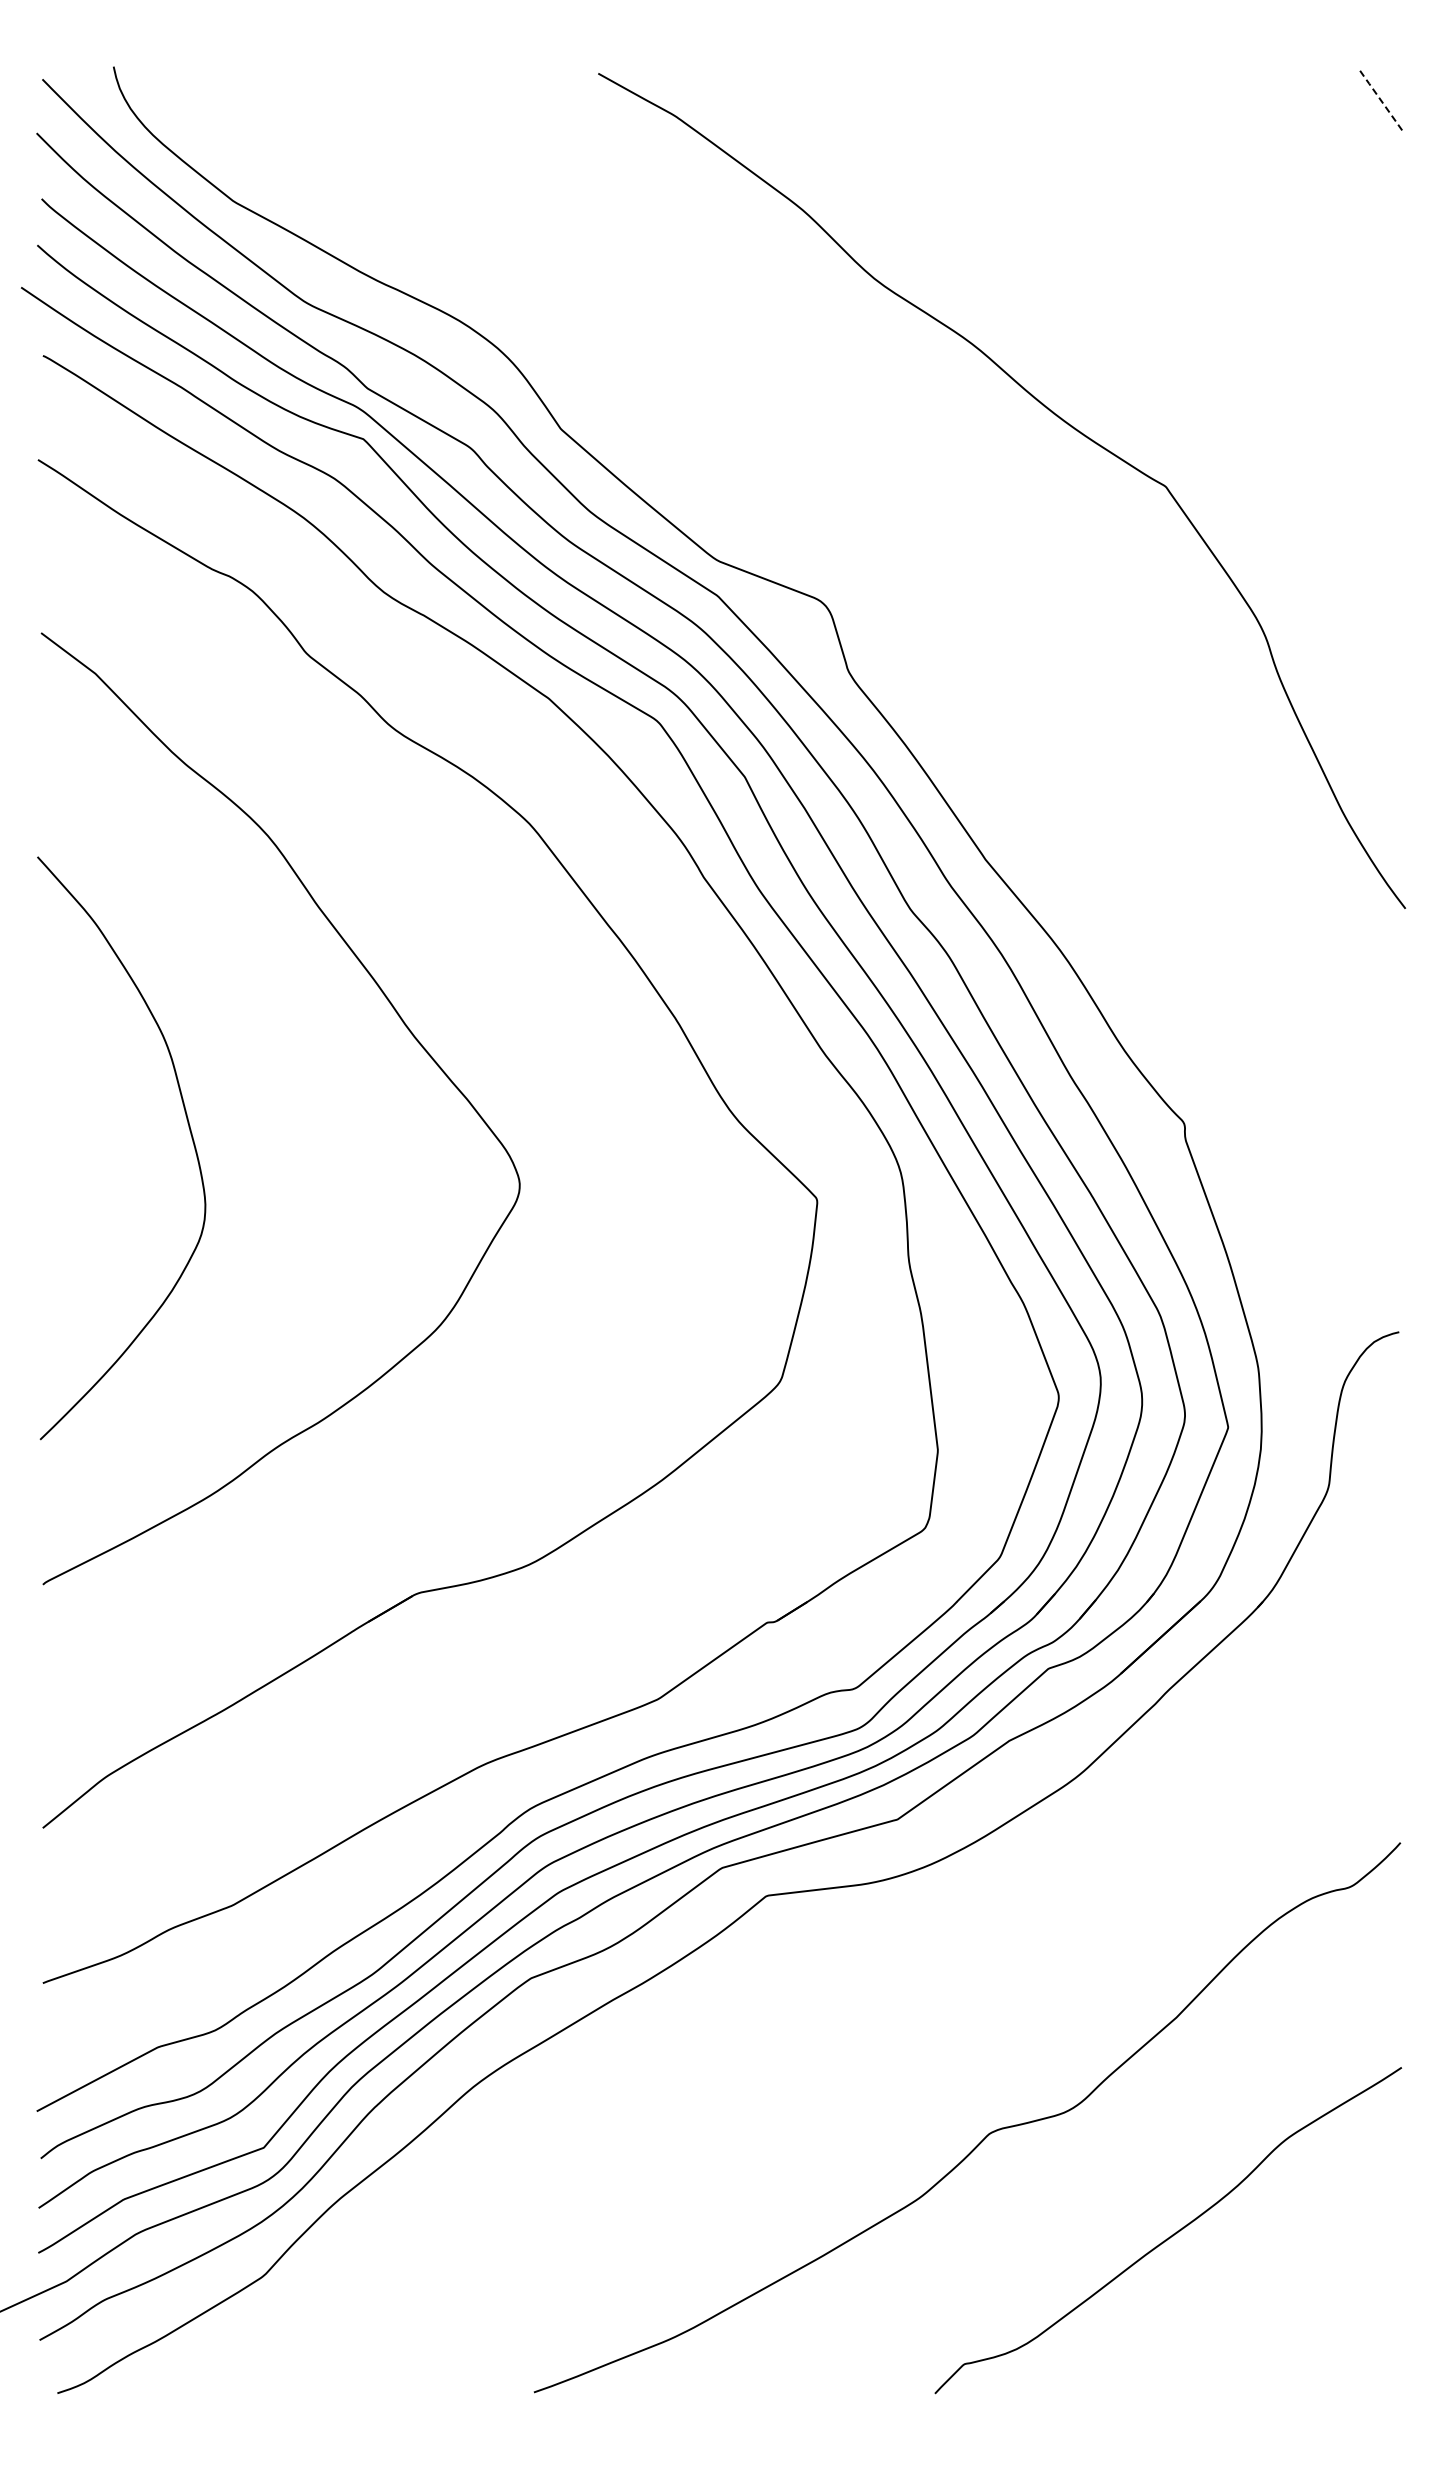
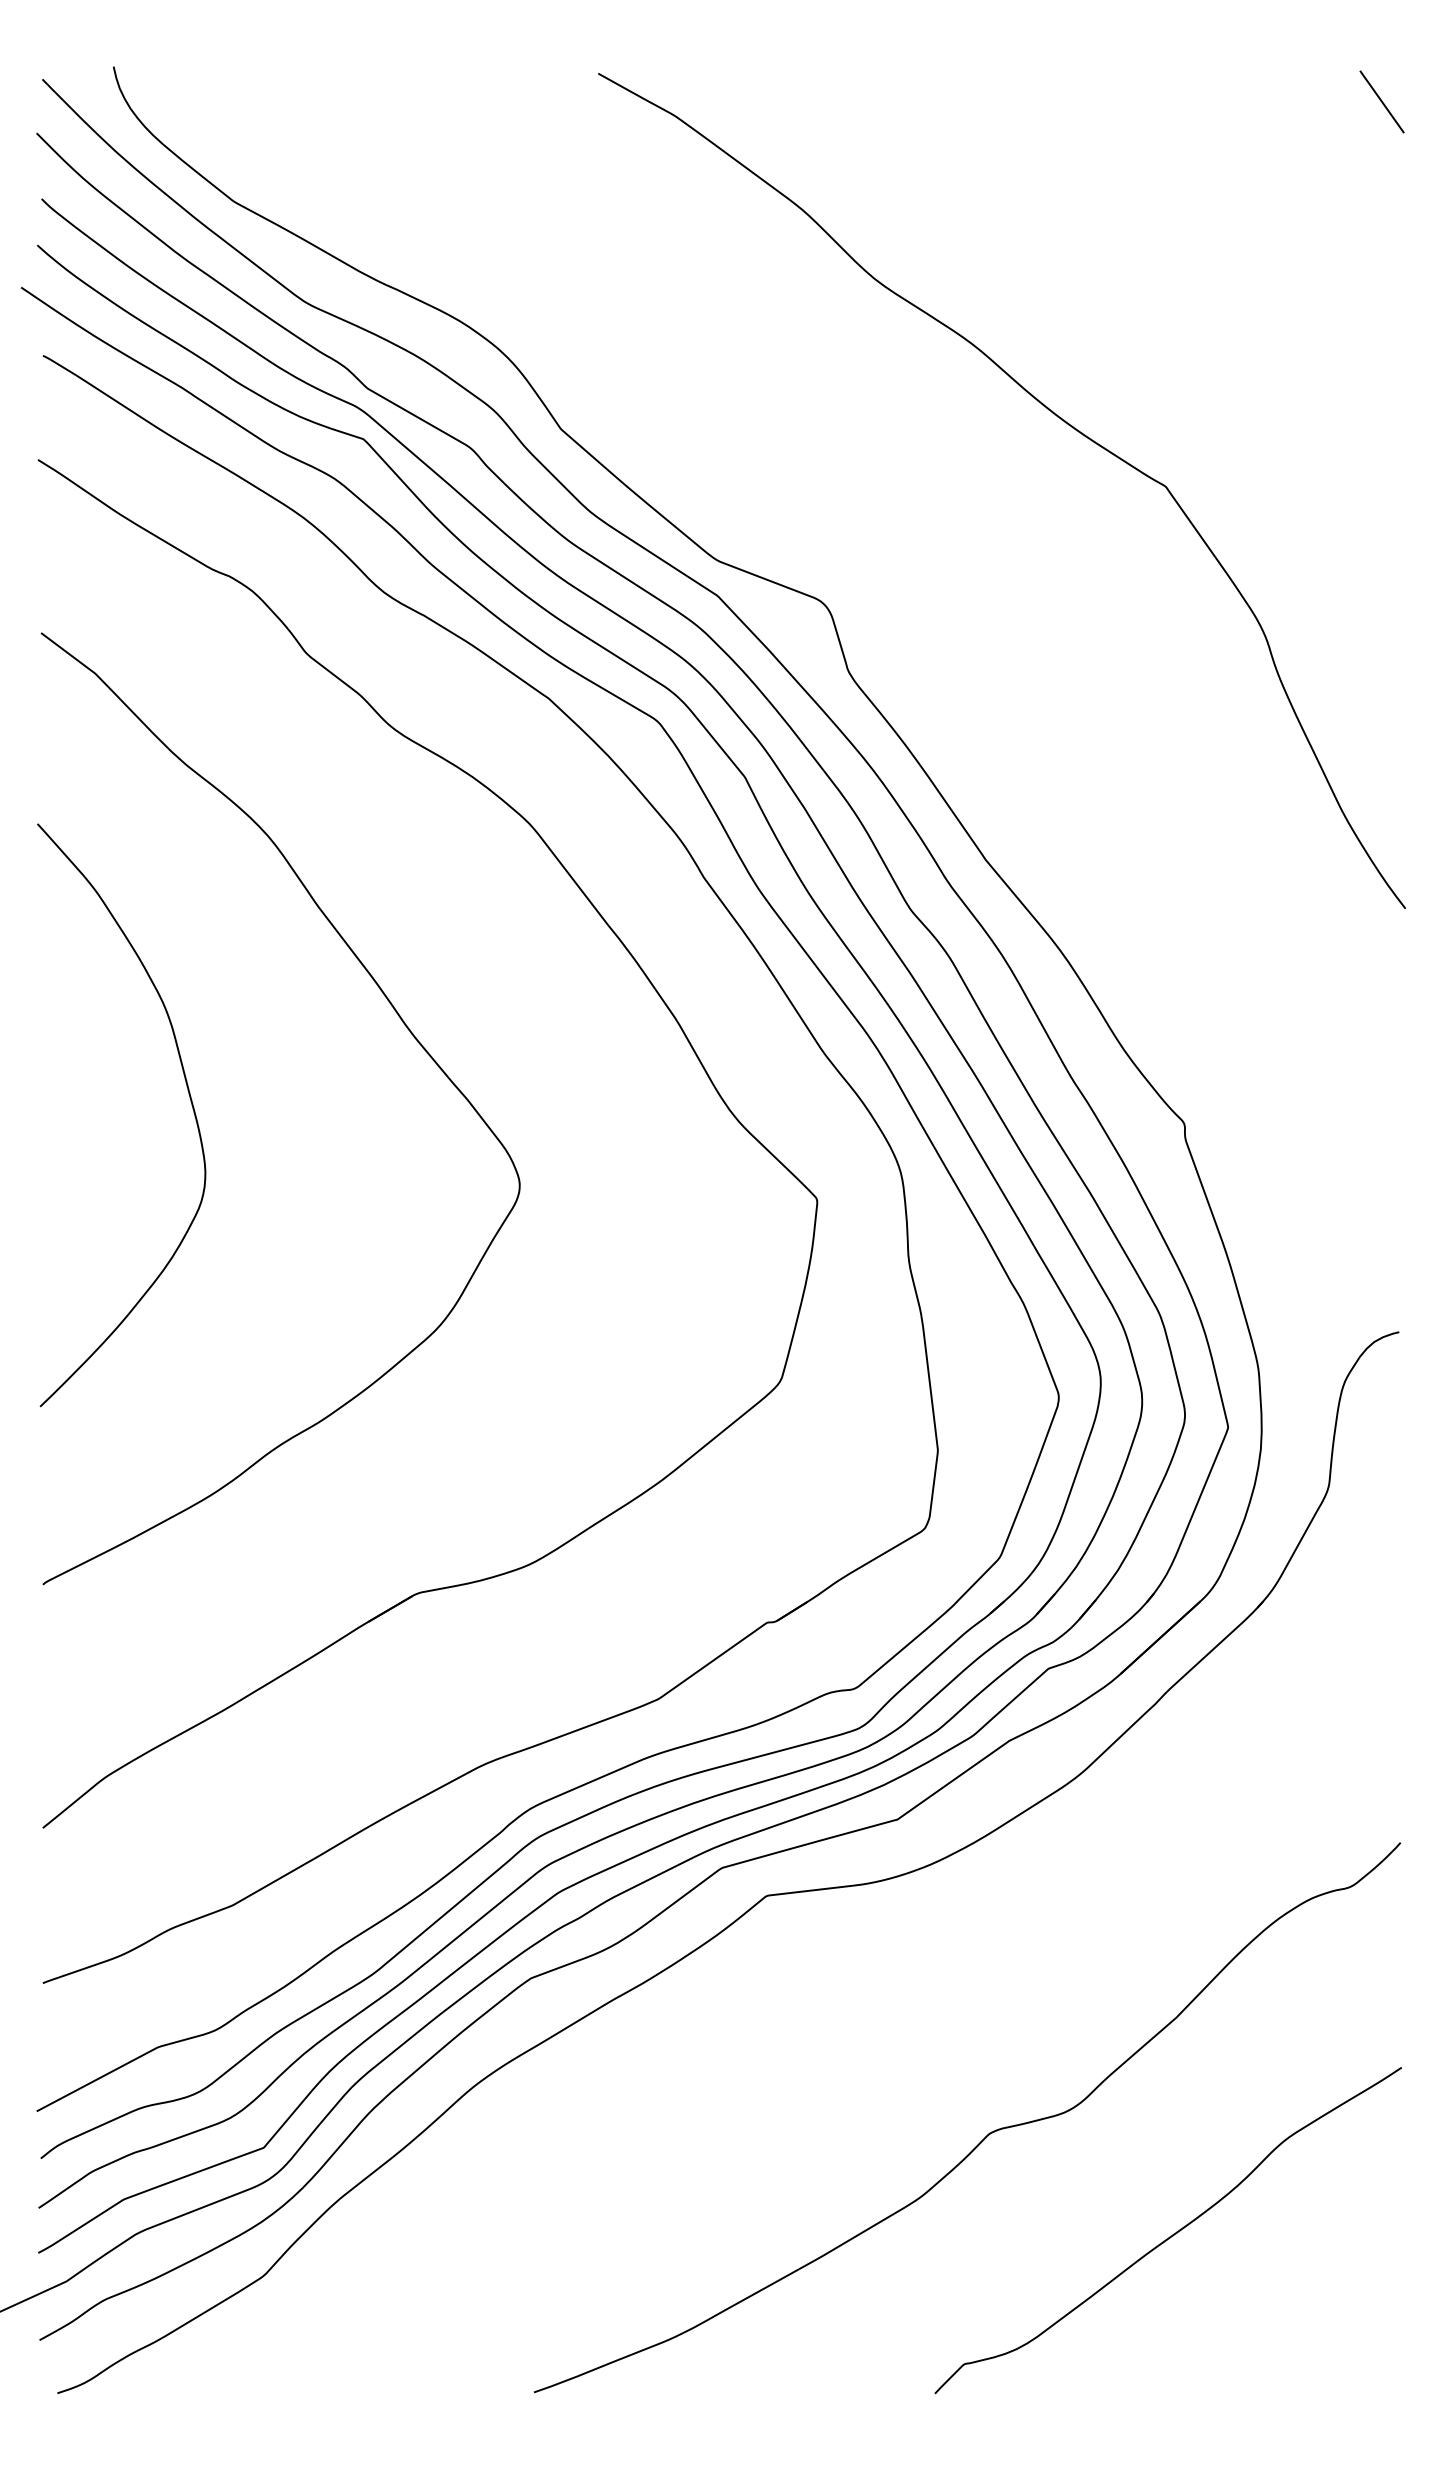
line: dashed -> solid (1381, 101)
curve position: (189, 1131) -> (189, 1098) (189, 1098)
